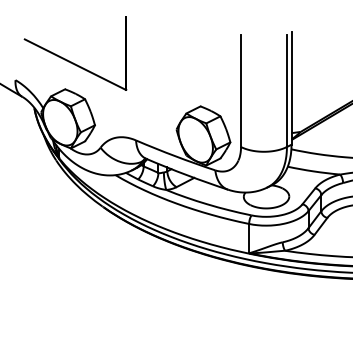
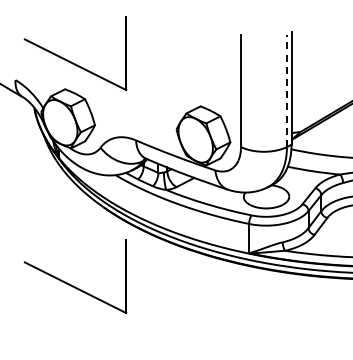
line: solid -> dashed (286, 90)
part: none -> present (71, 284)
